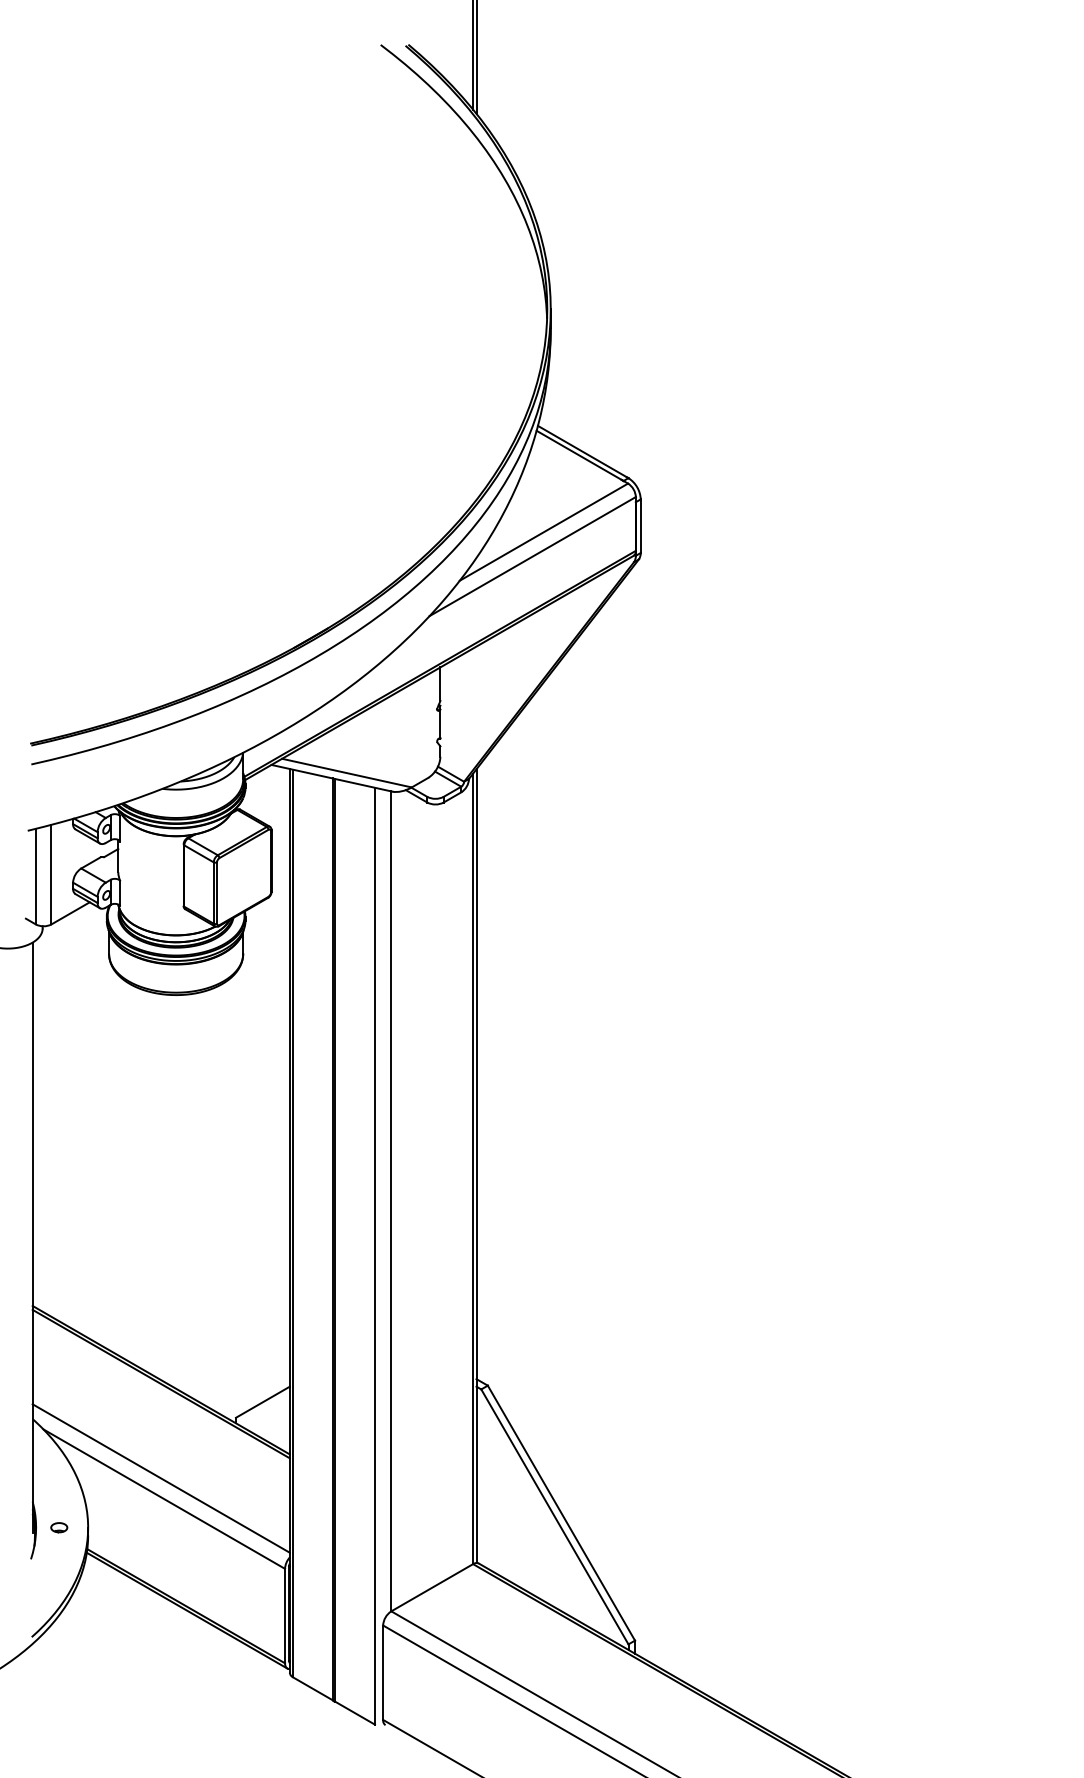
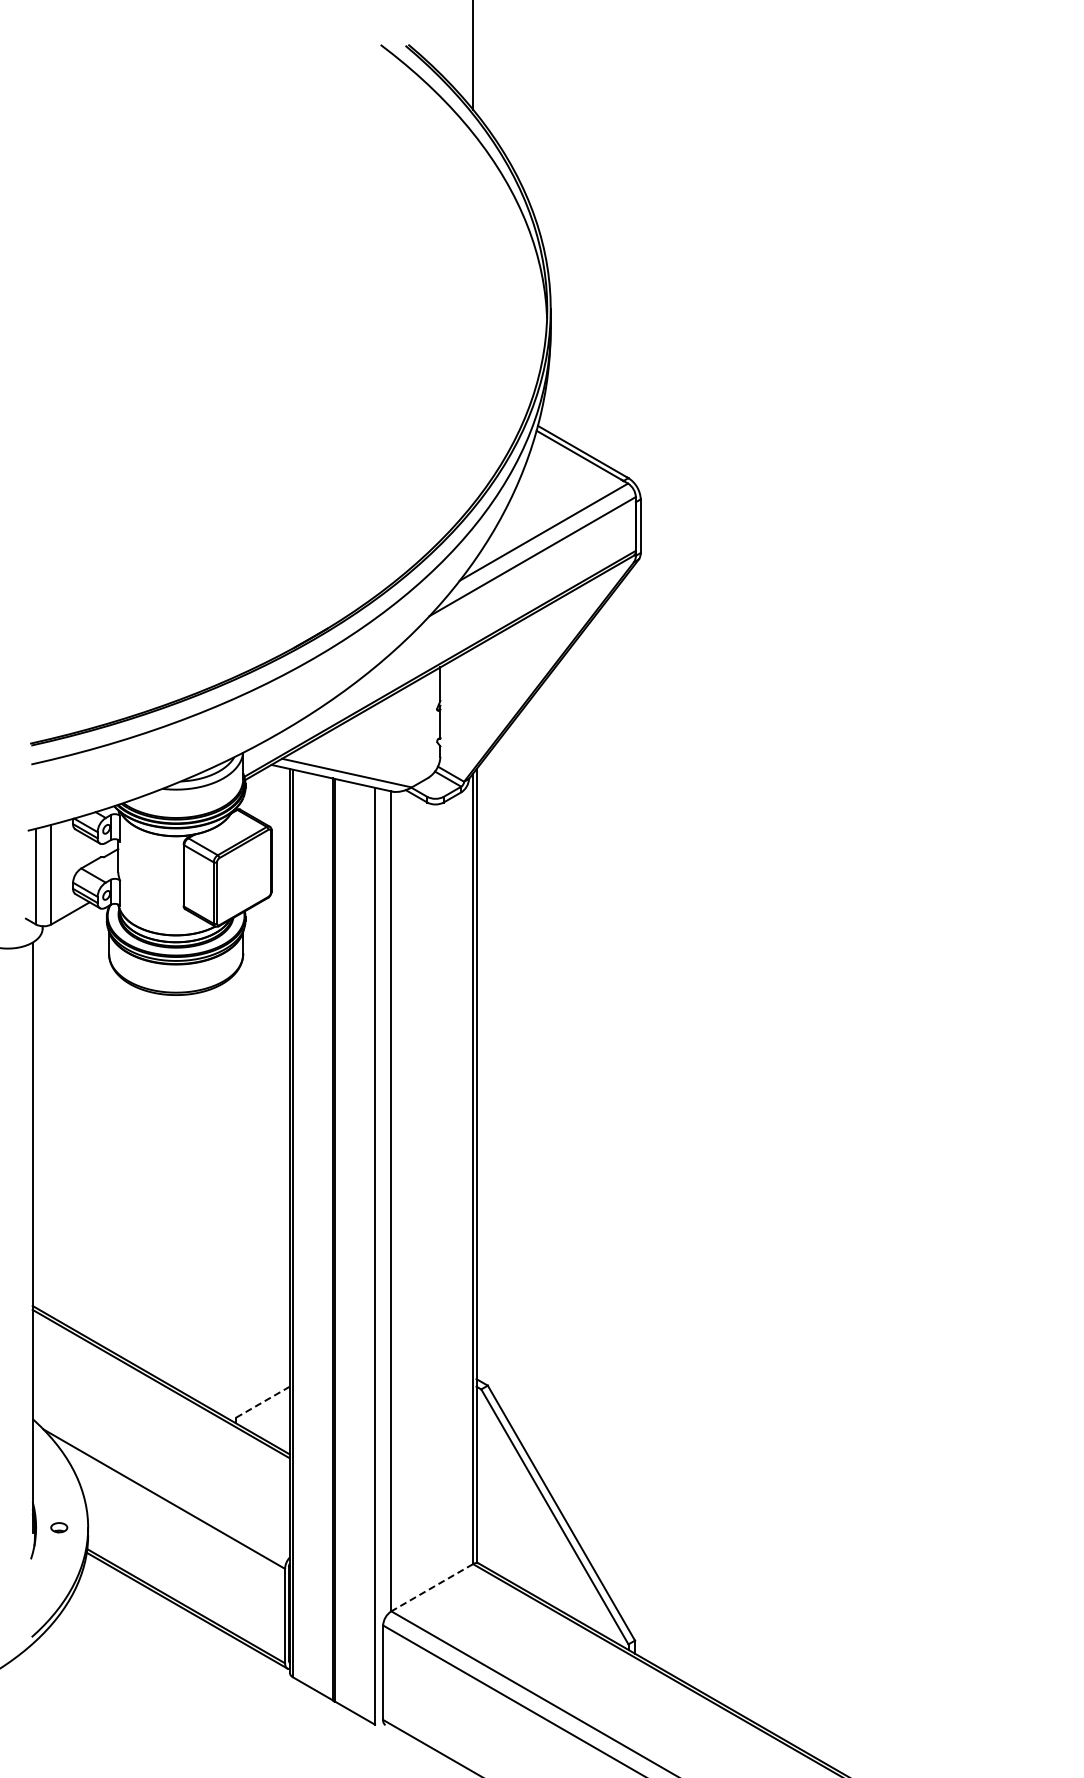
line: present -> none (476, 57)
line: solid -> dashed (262, 1402)
line: present -> none (160, 1478)
line: solid -> dashed (431, 1587)
